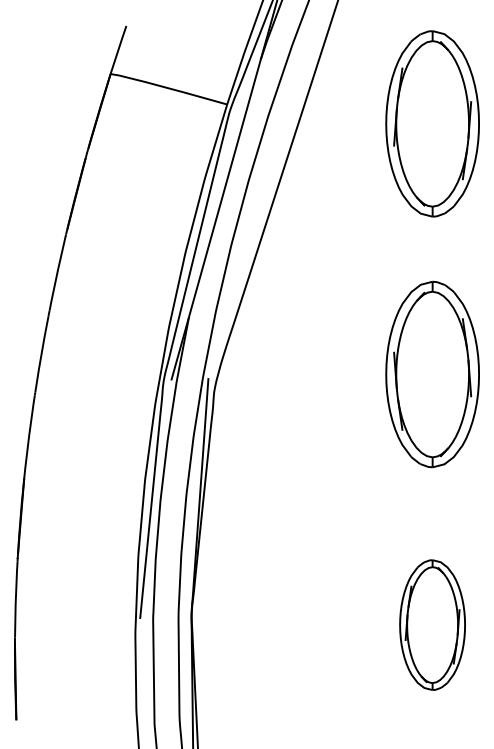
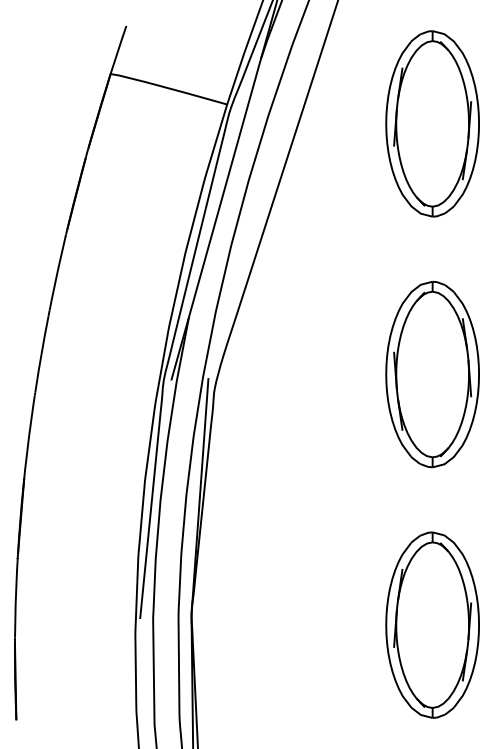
part size: 67x132 px -> 95x188 px (432, 624)
